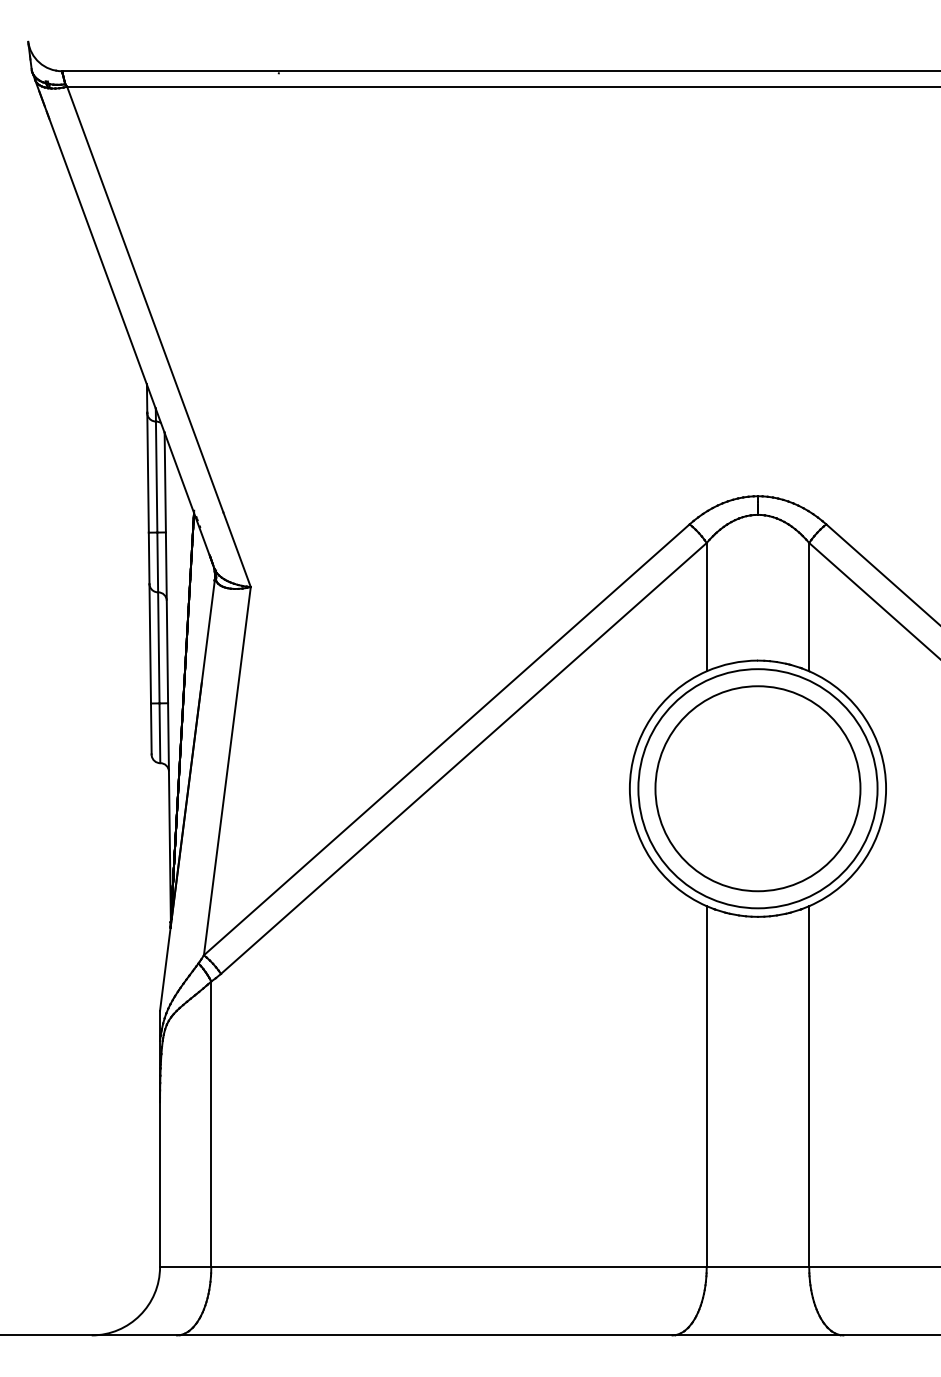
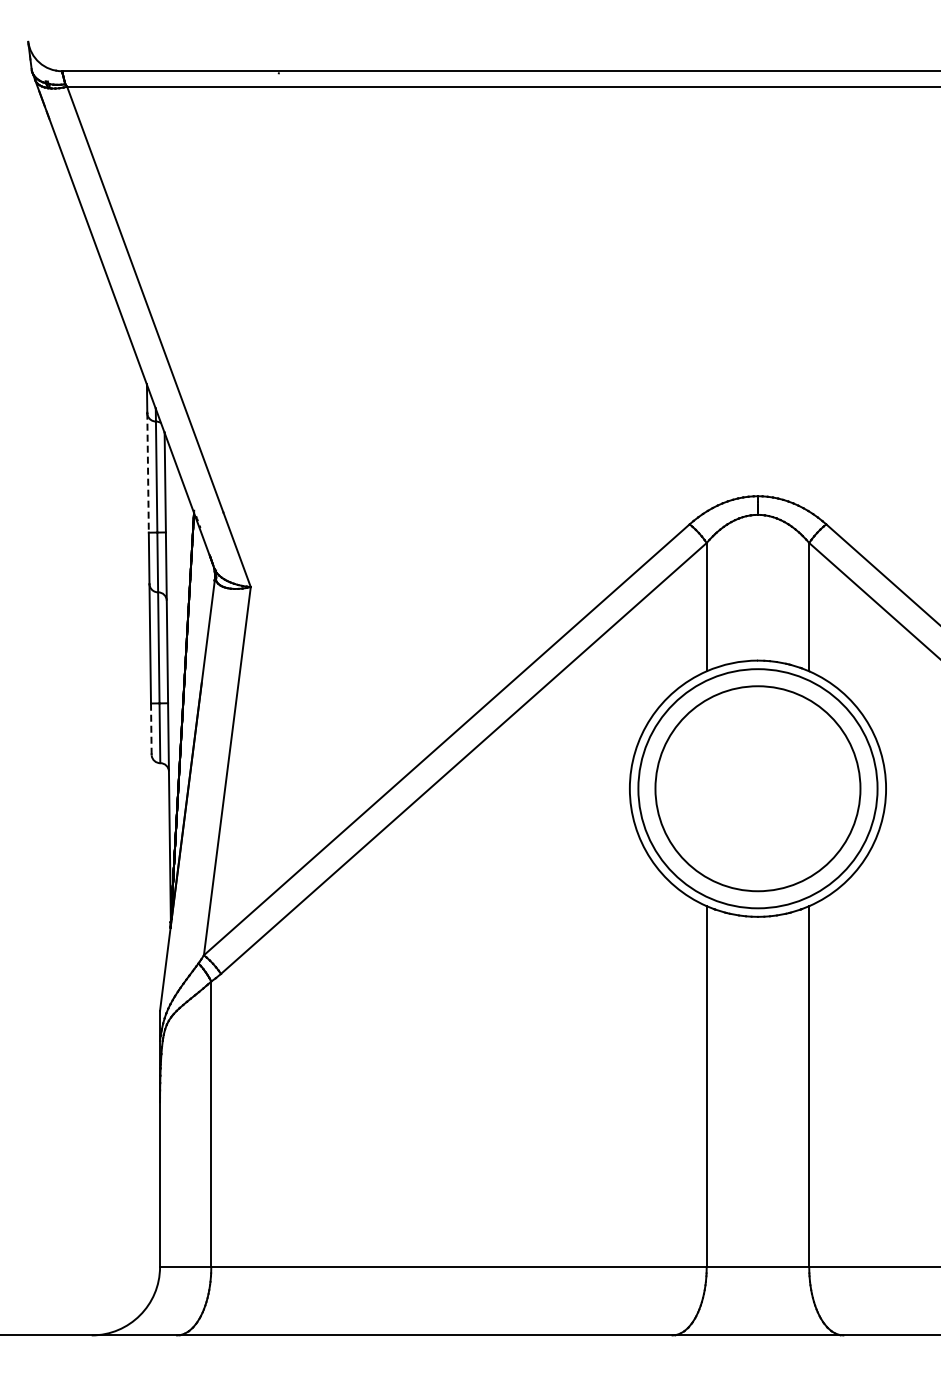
line: solid -> dashed (148, 472)
line: solid -> dashed (151, 729)
